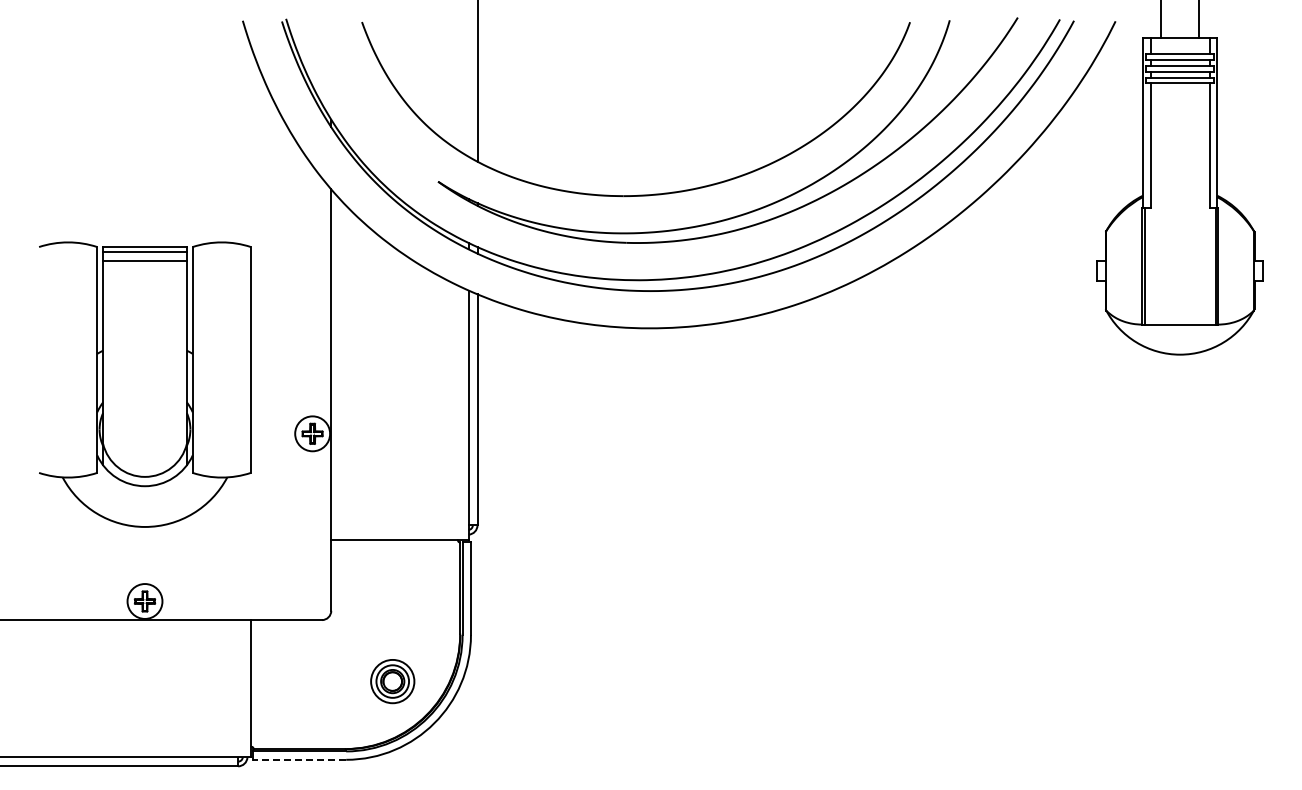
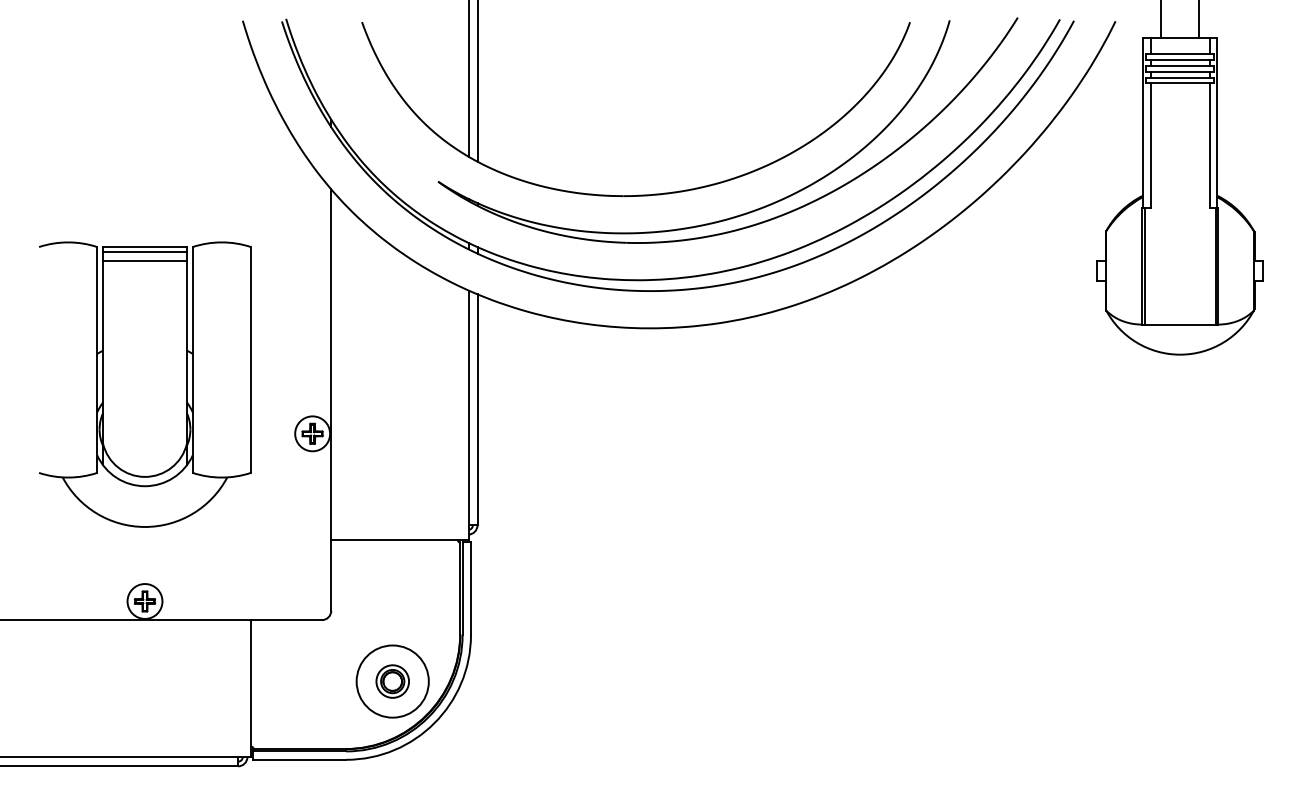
line: none -> present (468, 79)
circle diameter: 43 px -> 72 px (392, 681)
line: dashed -> solid (299, 759)
